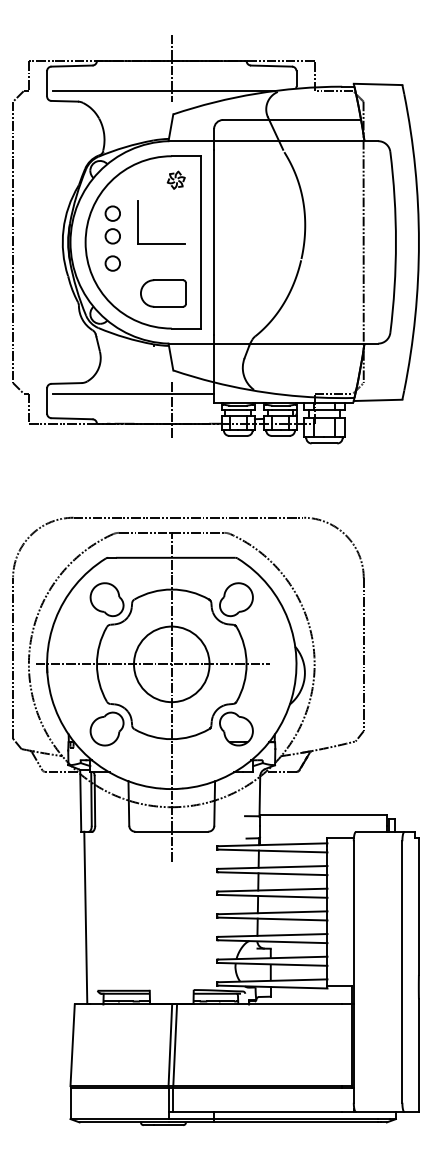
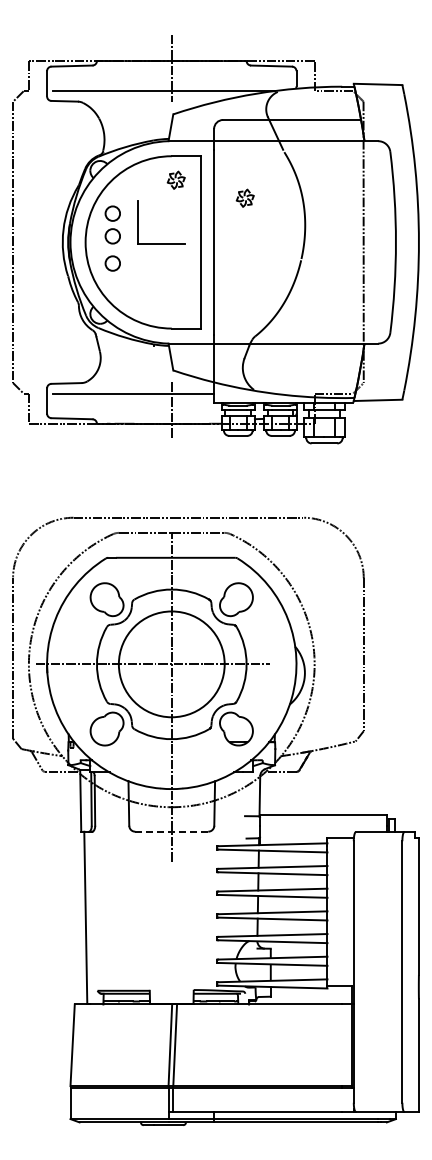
part: none -> present (244, 197)
part: present -> none (163, 293)
circle diameter: 76 px -> 106 px (171, 664)
line: solid -> dashed (172, 831)
